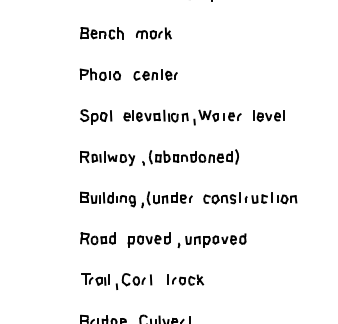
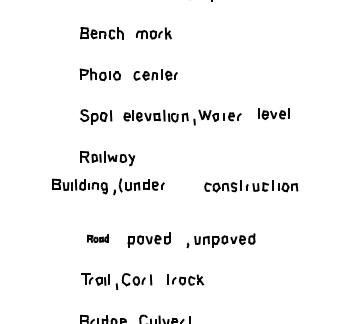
part position: (268, 115) -> (273, 113) (273, 113)
part: present -> none (190, 157)
part position: (250, 198) -> (251, 186) (251, 186)
part position: (136, 199) -> (108, 186) (108, 186)
part size: 36x14 px -> 23x9 px (98, 238)
part position: (211, 240) -> (220, 240) (220, 240)
